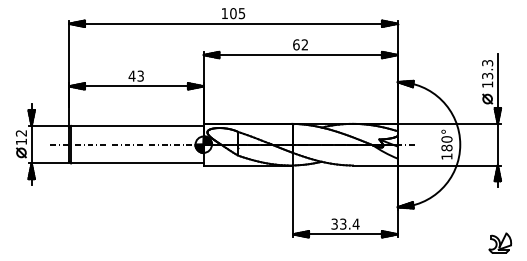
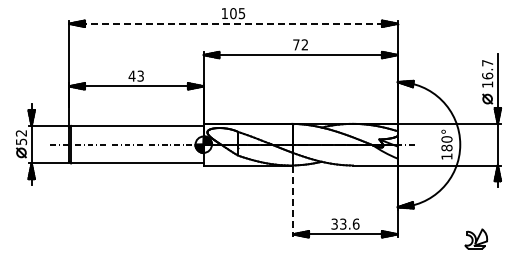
line: solid -> dashed (233, 23)
text: 62 -> 72 (296, 44)
text: 13.3 -> 16.7 (487, 69)
text: 12 -> 52 (21, 141)
line: solid -> dashed (293, 201)
text: 33.4 -> 33.6 (355, 223)
part position: (500, 242) -> (476, 238) (476, 238)
